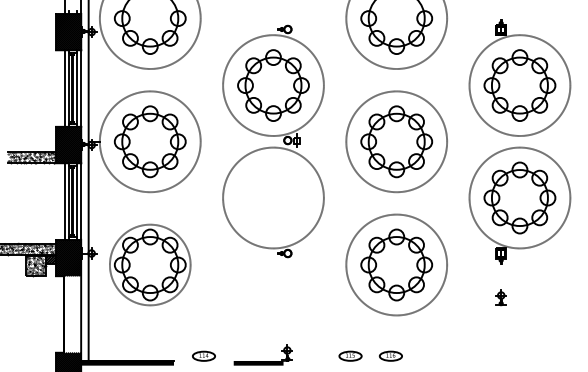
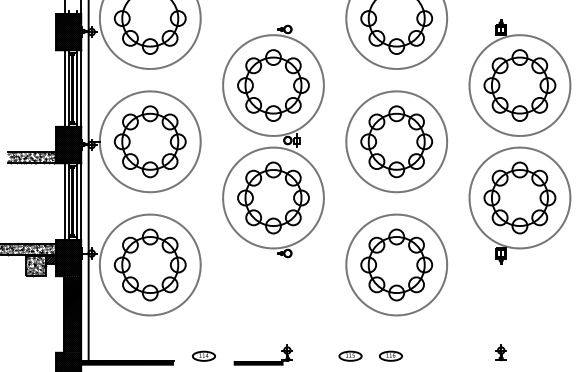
part: none -> present (273, 197)
circle diameter: 81 px -> 101 px (149, 264)
part position: (500, 297) -> (500, 352) (500, 352)
hatch: none -> present (72, 314)
